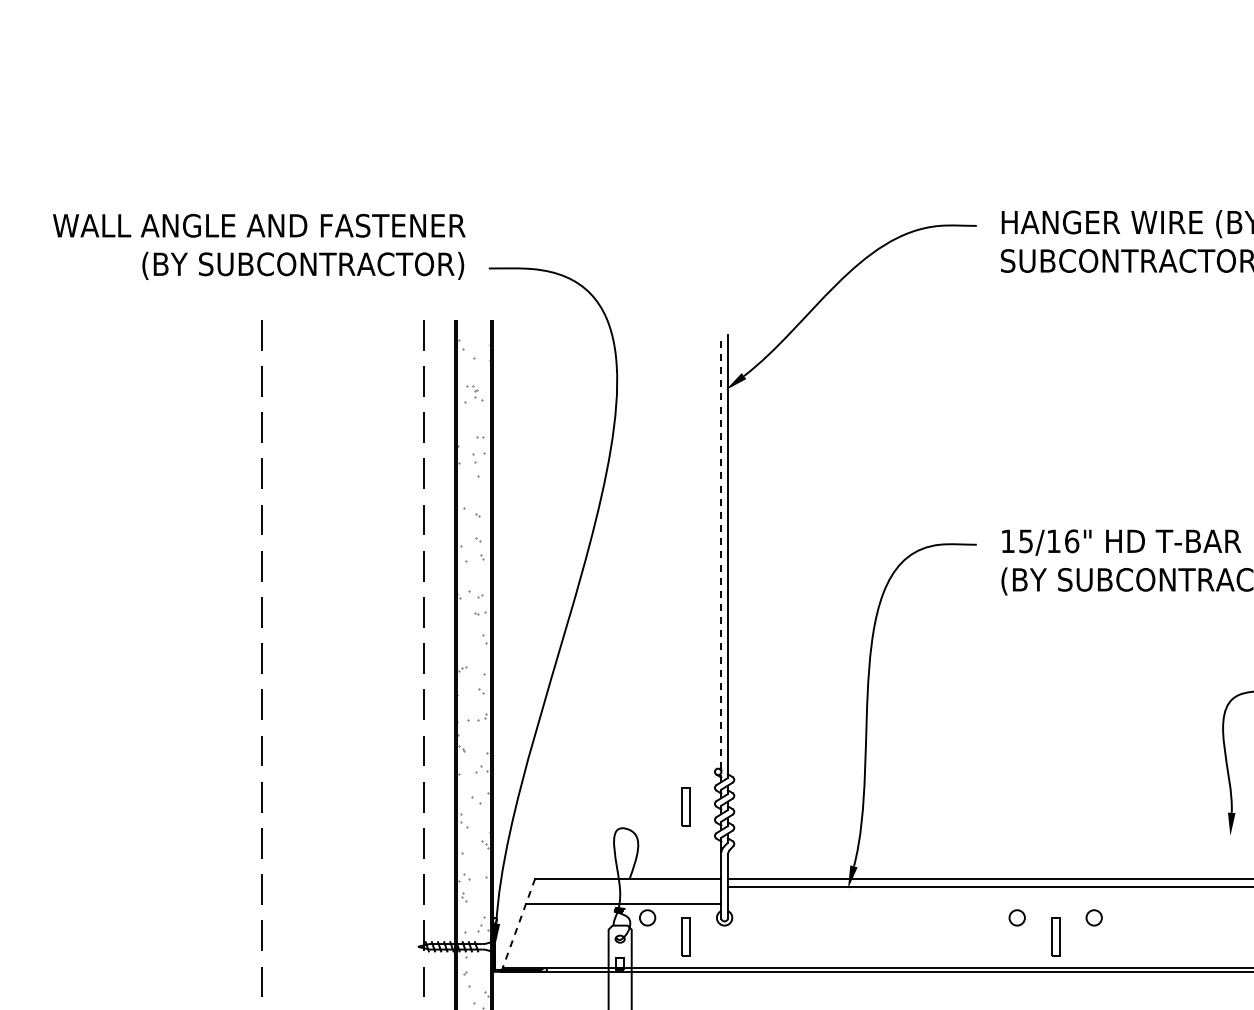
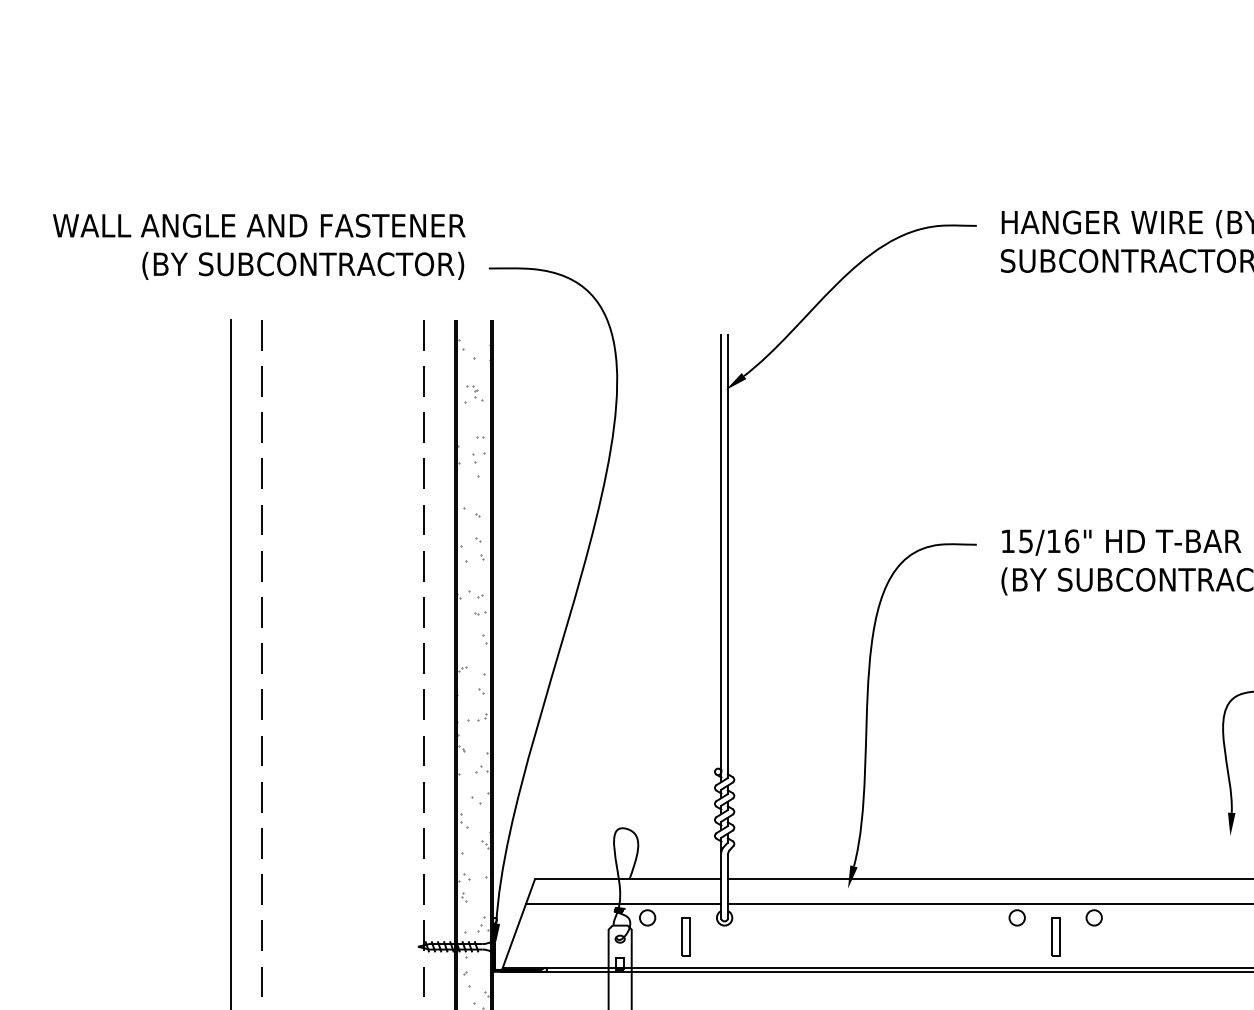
line: dashed -> solid (721, 558)
line: none -> present (231, 662)
part: present -> none (685, 806)
line position: (988, 887) -> (988, 904) (988, 904)
line: dashed -> solid (518, 925)
